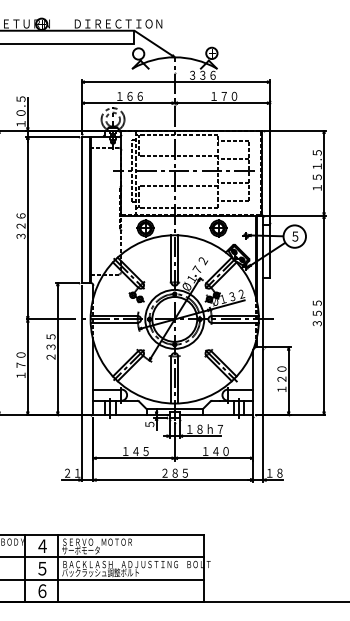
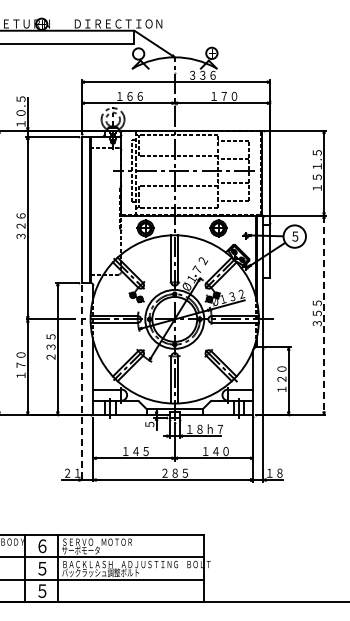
line: solid -> dashed (324, 315)
line: solid -> dashed (81, 385)
text: ４ -> ６ (42, 546)
text: ６ -> ５ (42, 590)
